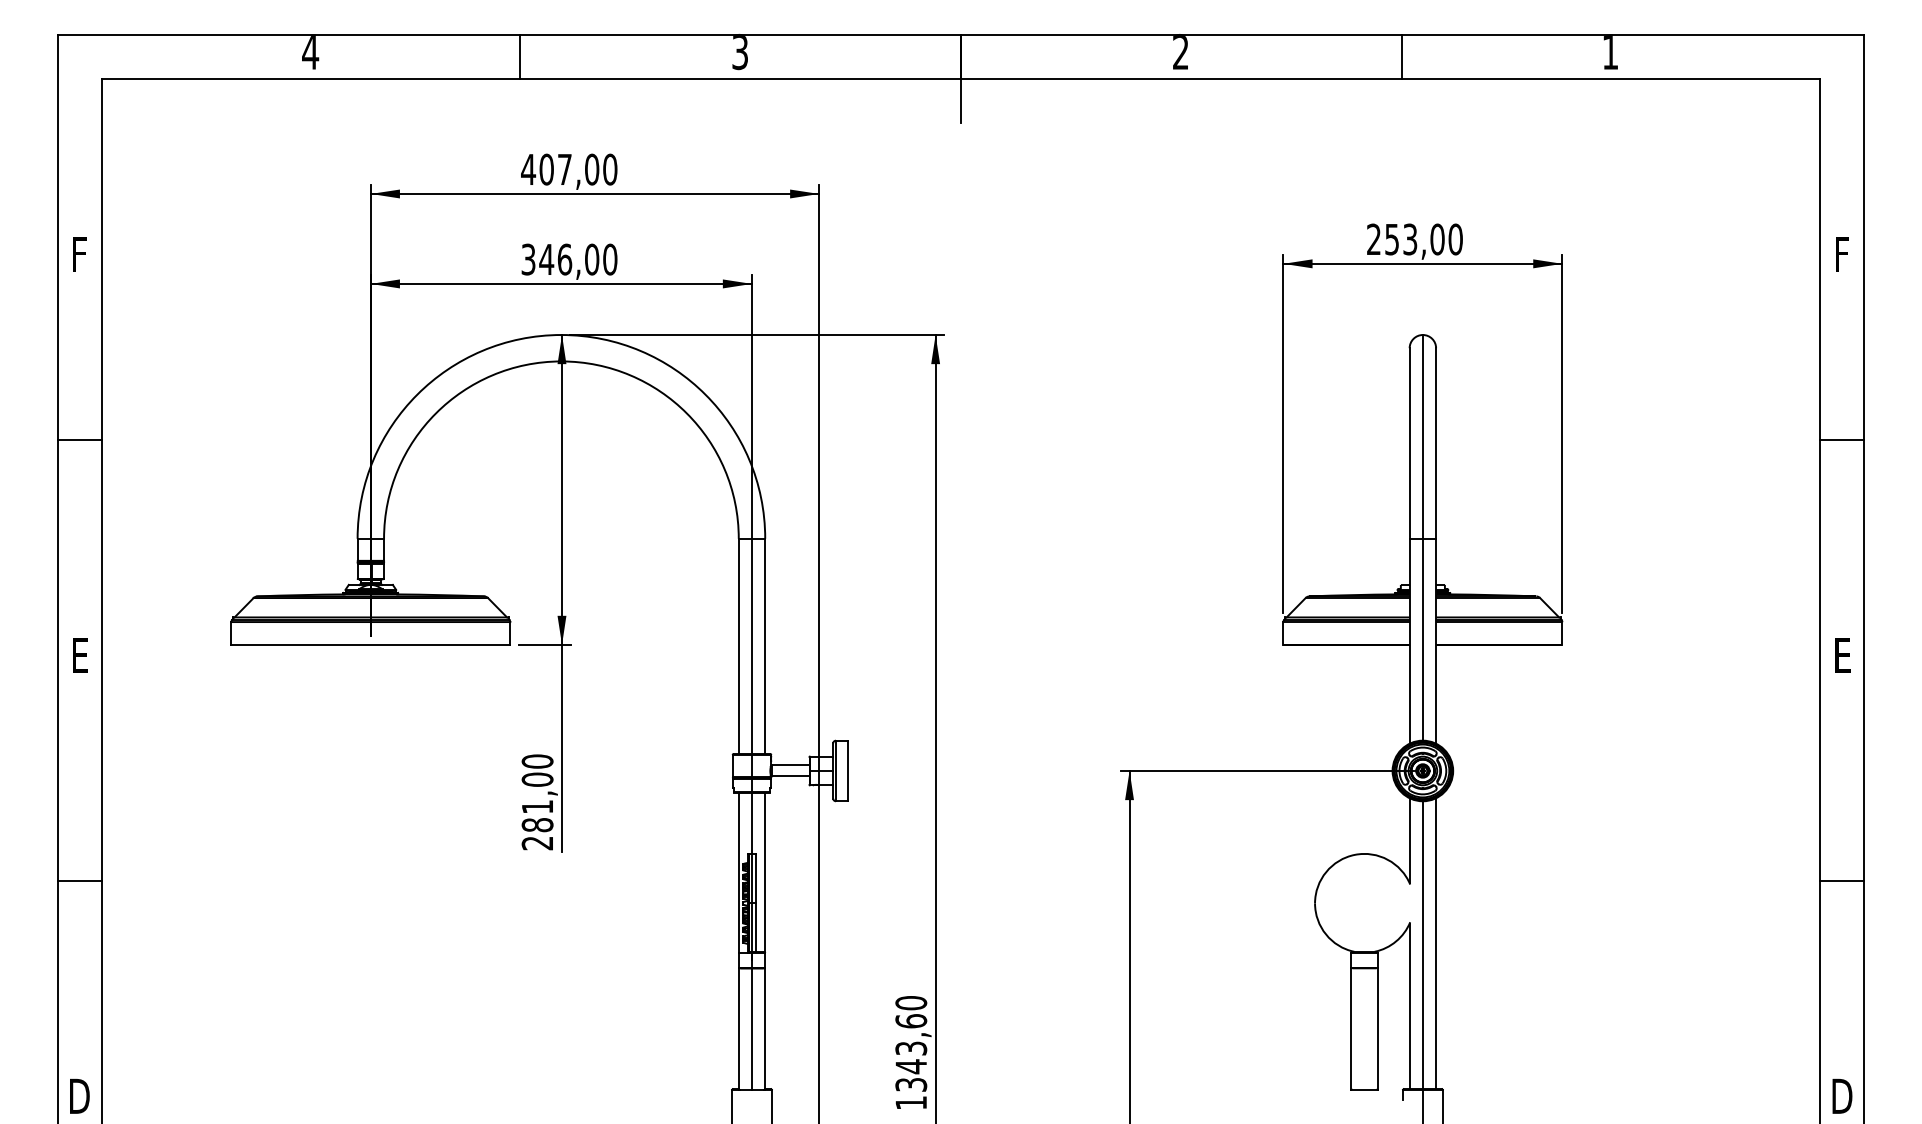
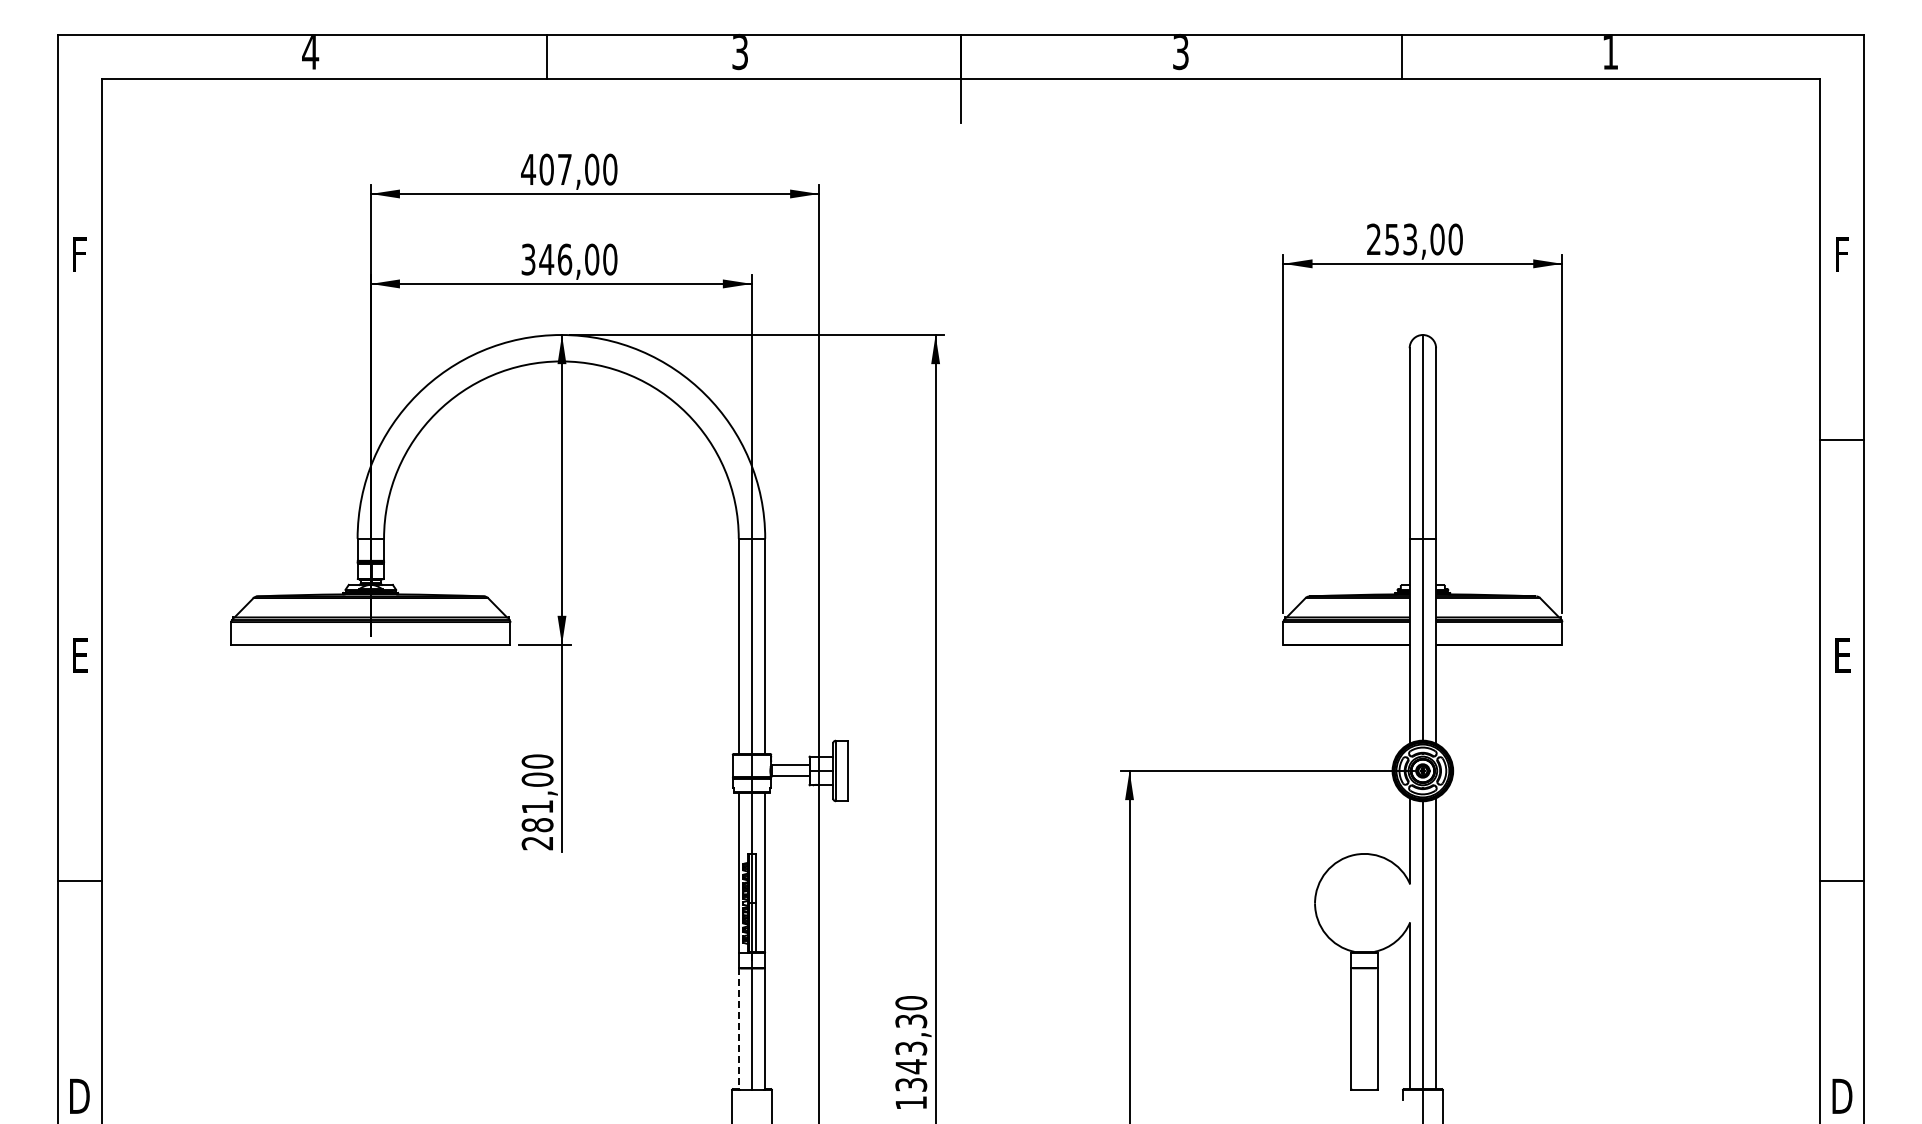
text: 2 -> 3 (1180, 53)
line position: (520, 57) -> (547, 57) (547, 57)
line: present -> none (79, 440)
text: 1343,60 -> 1343,30 (911, 1021)
line: solid -> dashed (738, 1028)
